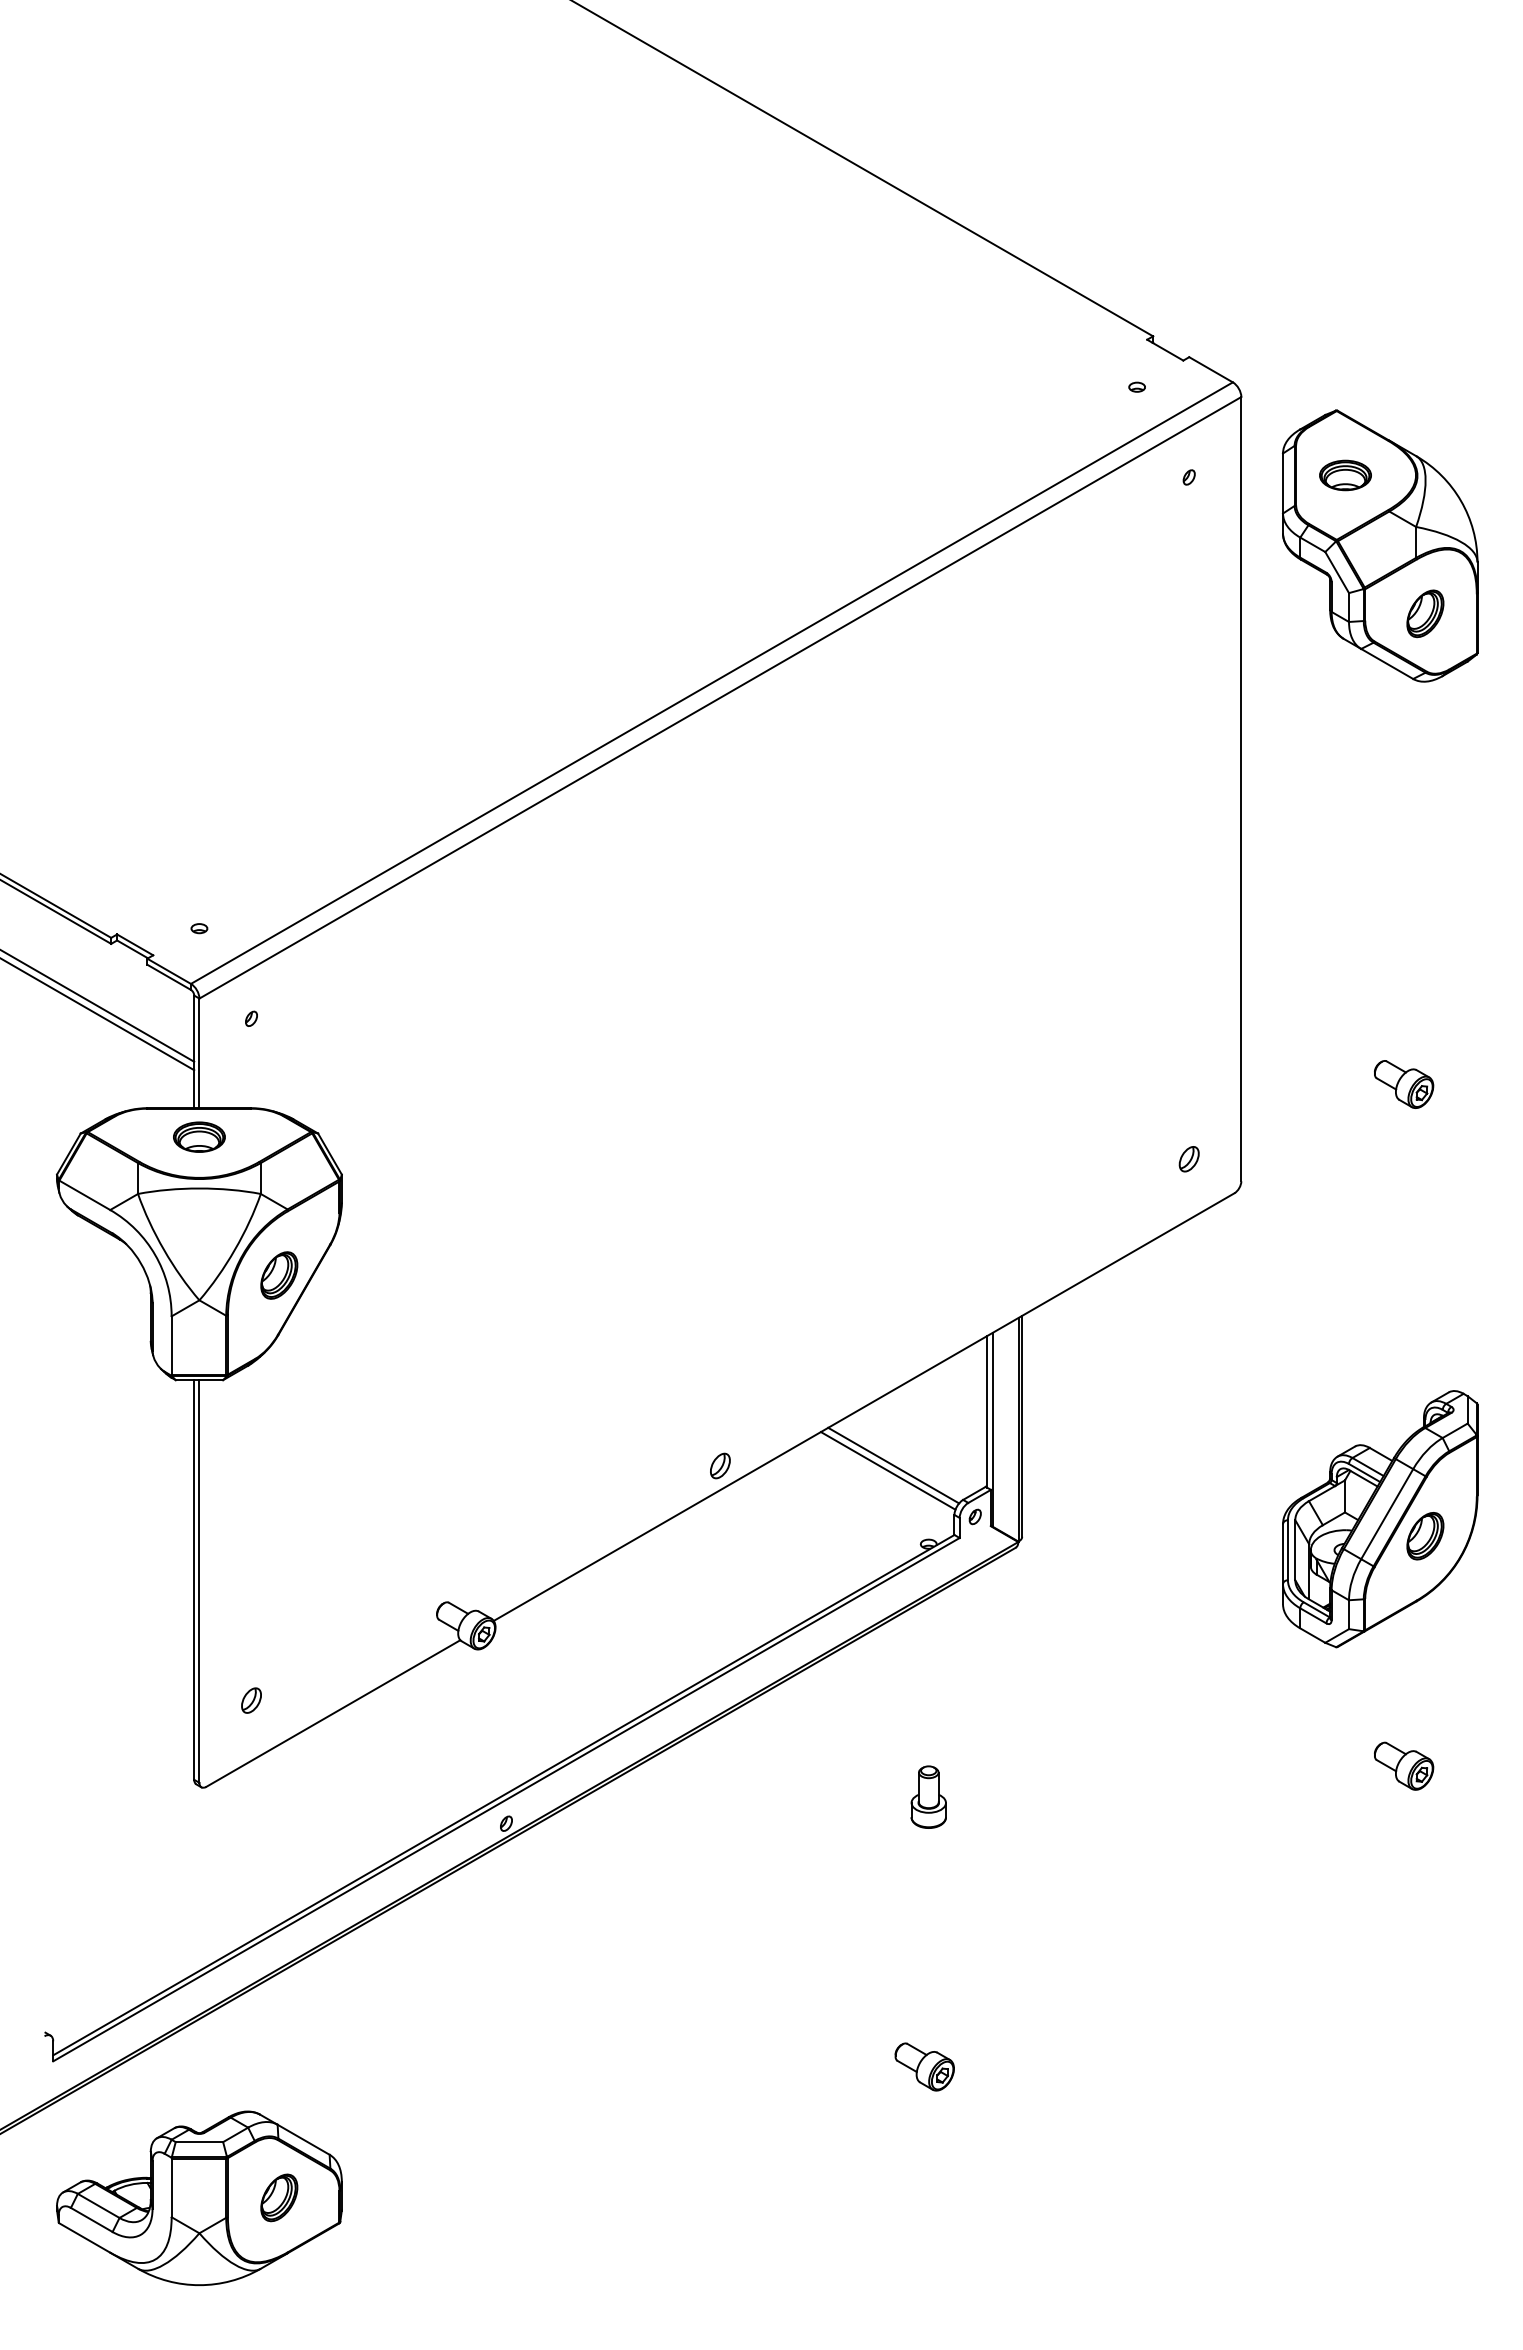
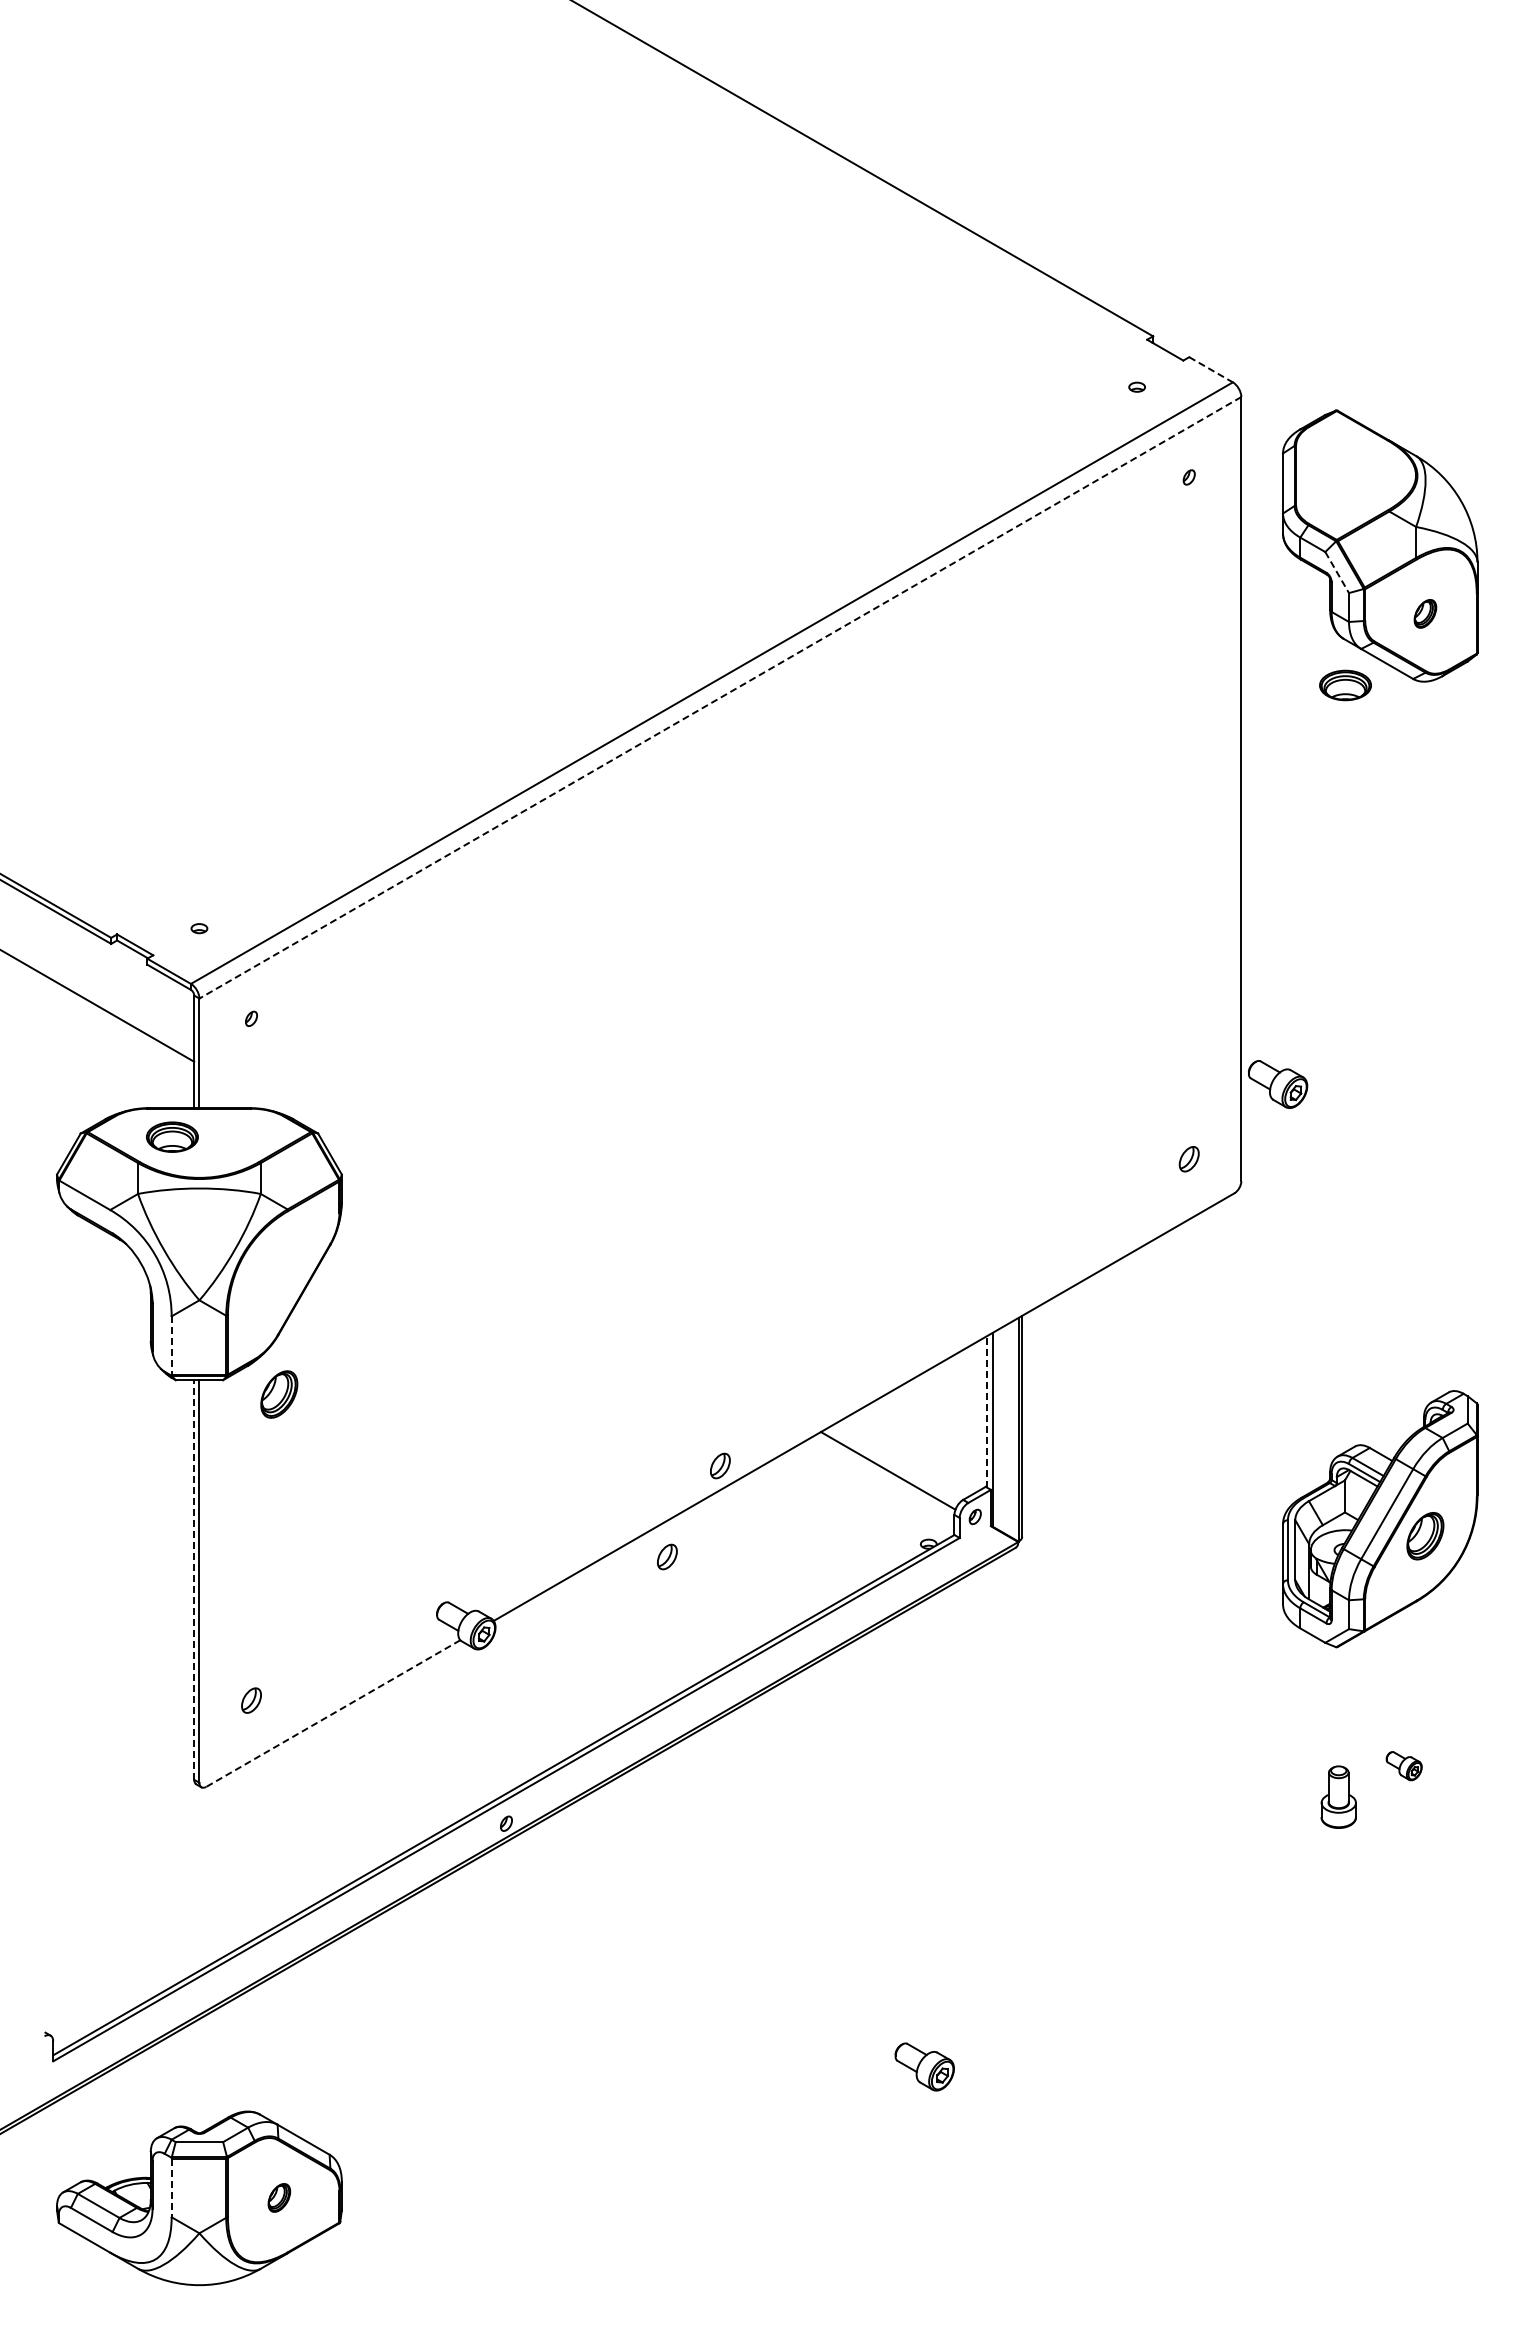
line: solid -> dashed (1211, 370)
part position: (1345, 475) -> (1345, 685) (1345, 685)
line: solid -> dashed (1337, 572)
part size: 39x50 px -> 25x30 px (1425, 613)
line: solid -> dashed (720, 697)
line: present -> none (98, 1014)
part position: (1404, 1084) -> (1278, 1084) (1278, 1084)
part position: (199, 1136) -> (172, 1136) (172, 1136)
part position: (279, 1275) -> (279, 1394) (279, 1394)
line: solid -> dashed (171, 1346)
line: solid -> dashed (987, 1411)
line: present -> none (893, 1465)
part: none -> present (667, 1556)
line: solid -> dashed (194, 1580)
line: solid -> dashed (333, 1713)
part size: 61x50 px -> 38x31 px (1403, 1766)
part position: (928, 1796) -> (1338, 1796) (1338, 1796)
line: solid -> dashed (171, 2188)
part size: 39x50 px -> 25x30 px (279, 2197)
